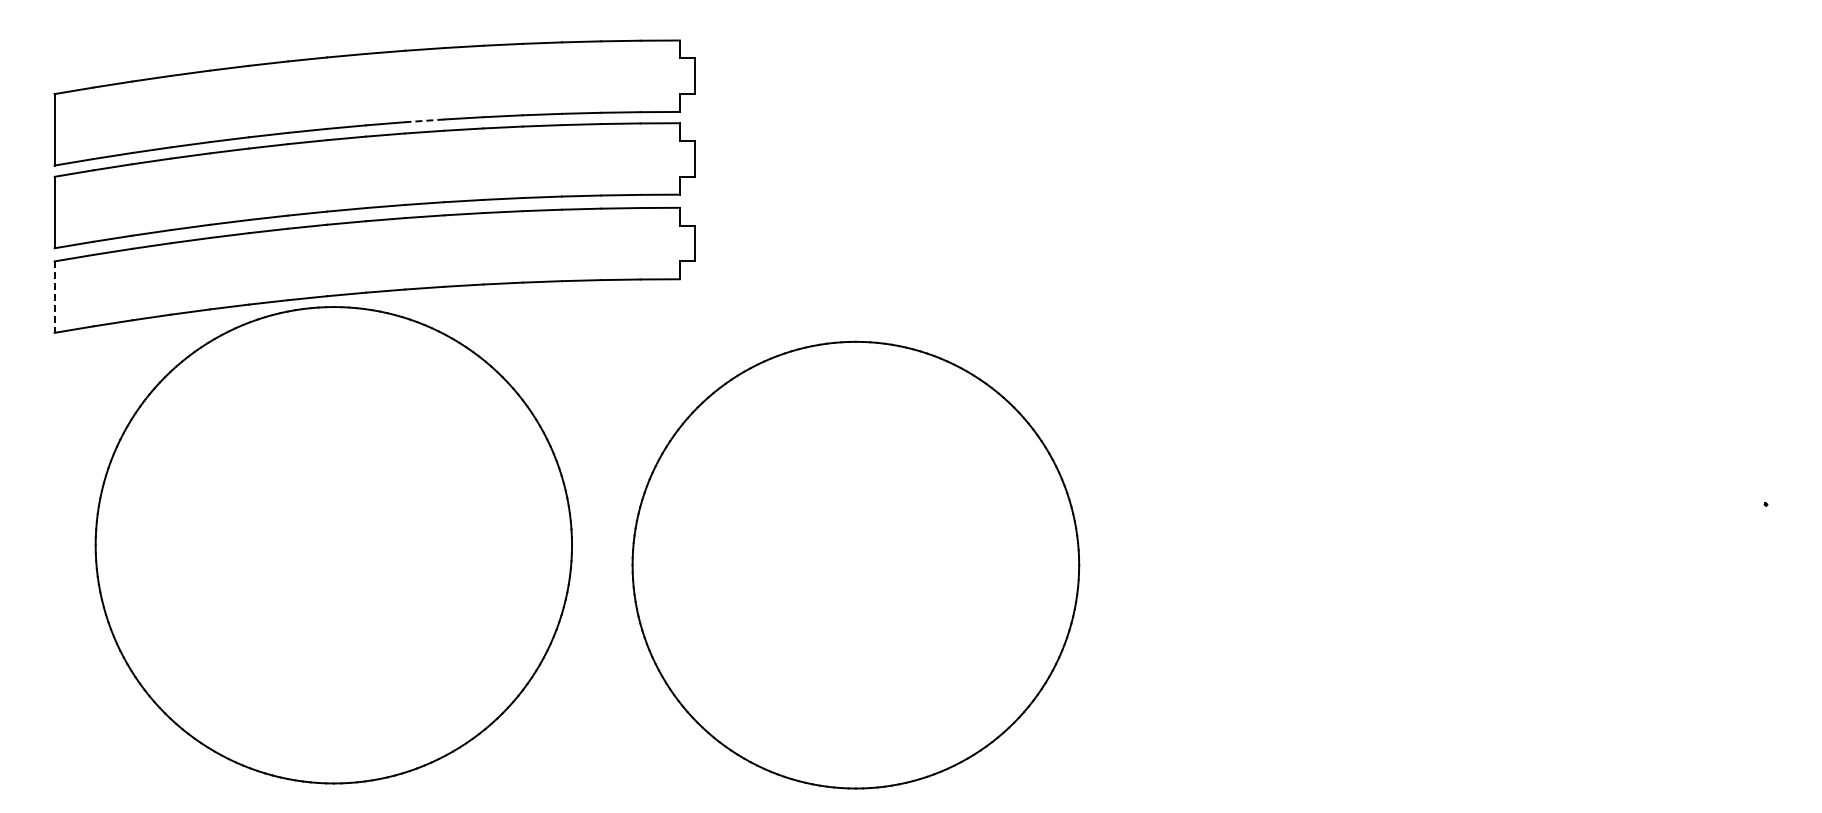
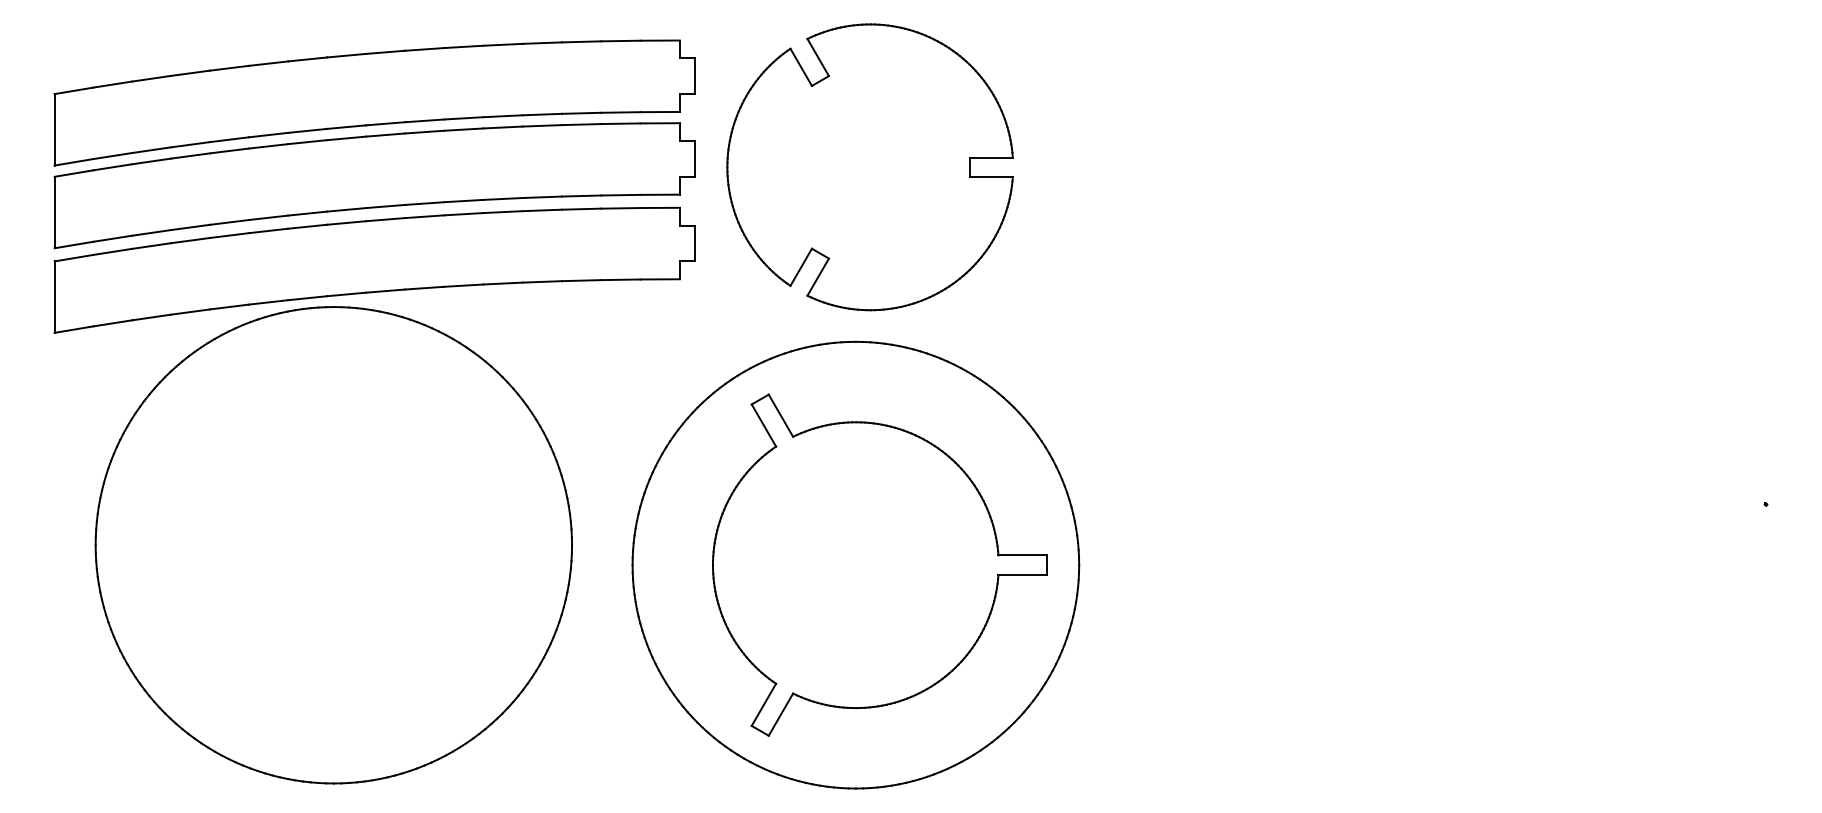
line: dashed -> solid (424, 120)
part: none -> present (869, 167)
line: dashed -> solid (54, 297)
part: none -> present (879, 564)
